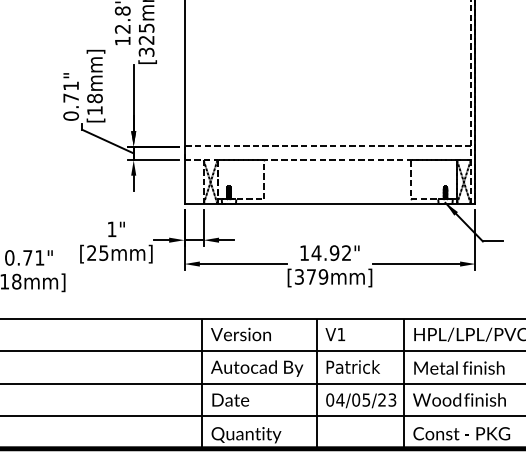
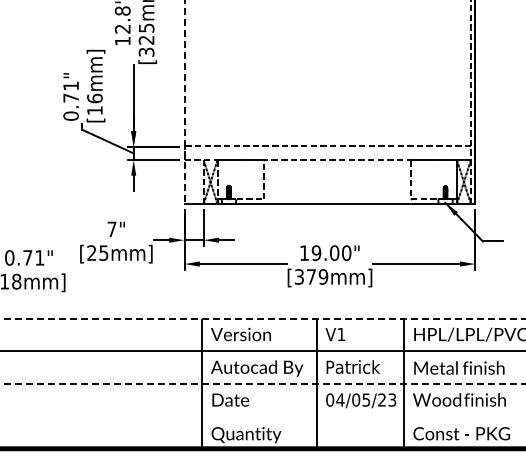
text: [18mm] -> [16mm] (94, 98)
line: solid -> dashed (184, 102)
text: 1" -> 7" (111, 229)
text: 14.92" -> 19.00" (331, 253)
line: solid -> dashed (262, 318)
line: solid -> dashed (262, 383)
line: present -> none (262, 416)
